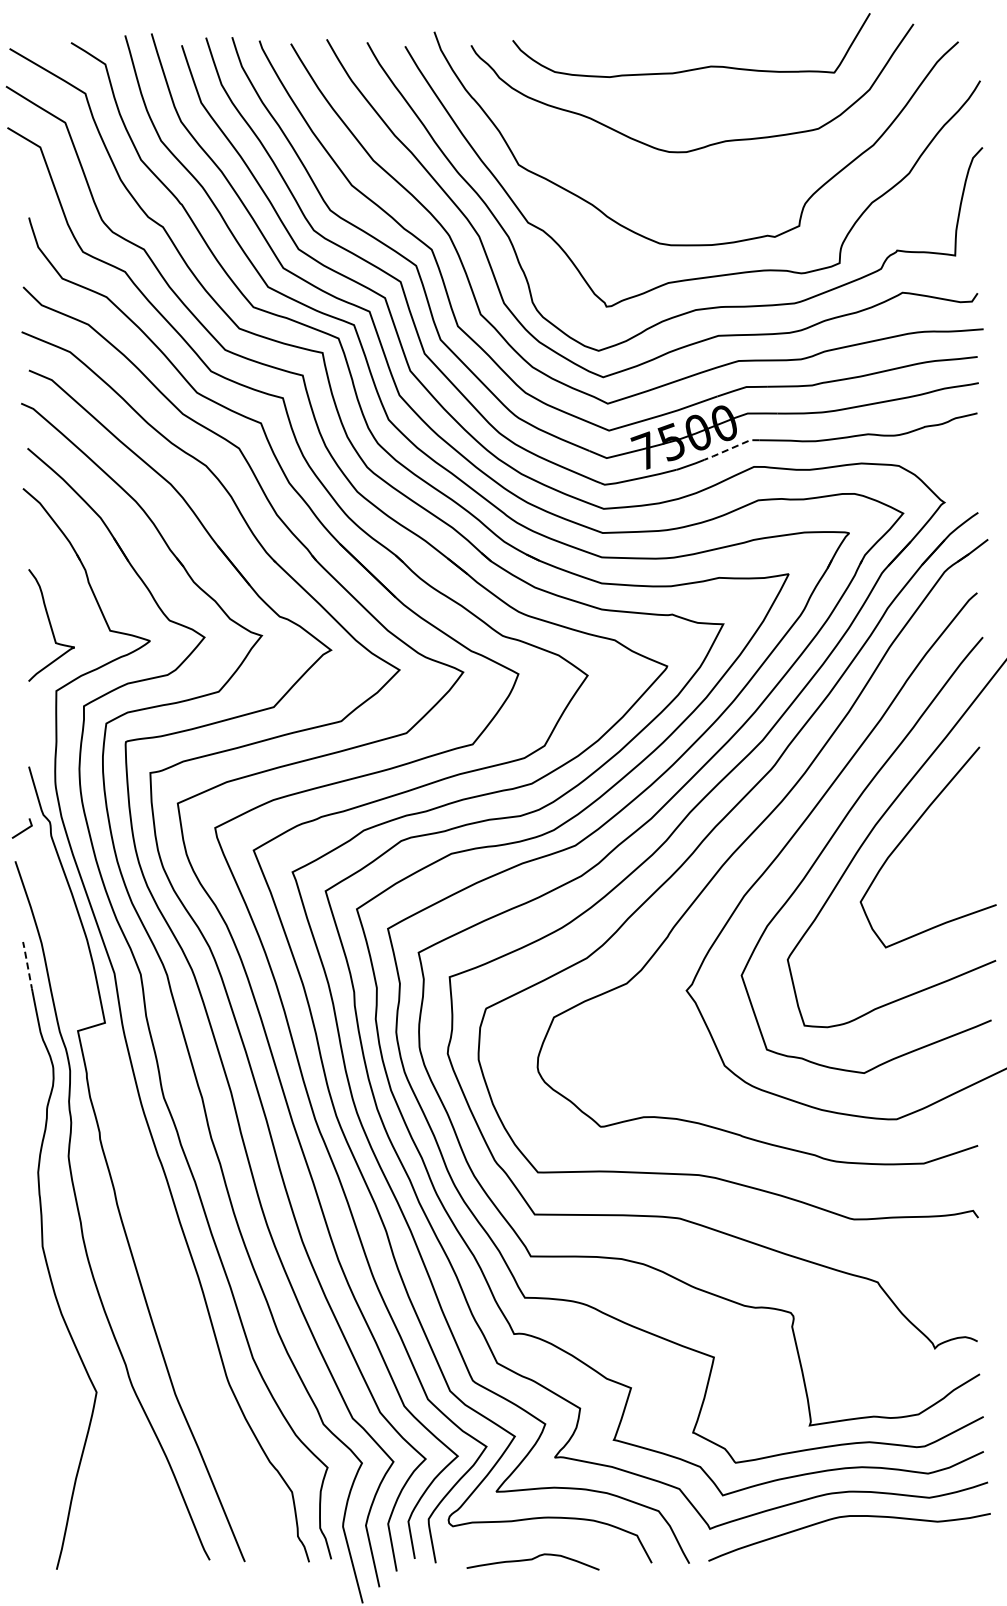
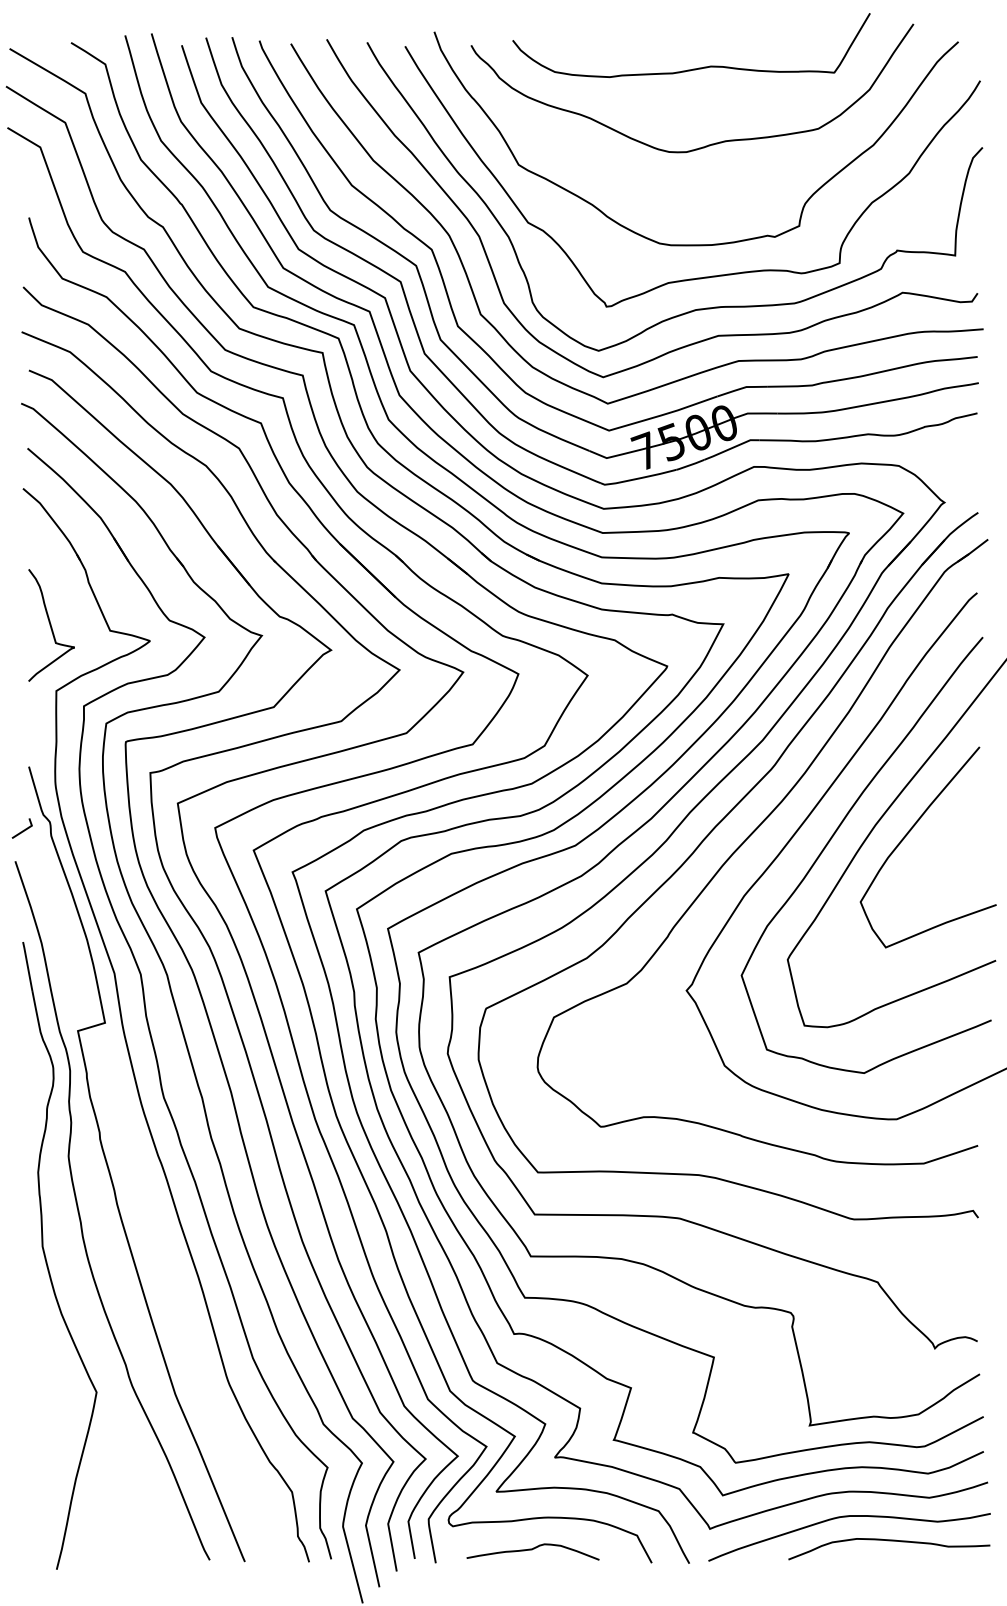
line: dashed -> solid (731, 448)
line: dashed -> solid (27, 966)
curve: none -> present (889, 1541)
curve position: (532, 1560) -> (532, 1550) (532, 1550)
